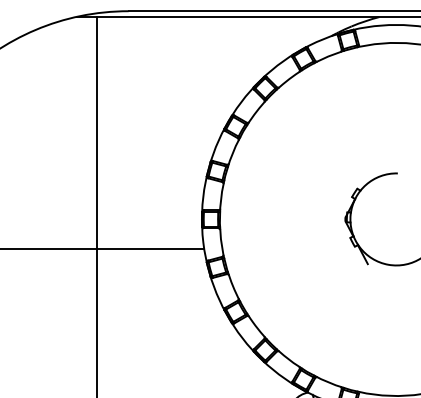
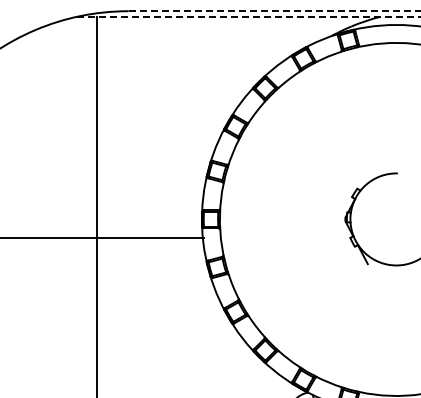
line: solid -> dashed (274, 11)
line: solid -> dashed (249, 17)
line position: (103, 249) -> (103, 238) (103, 238)
